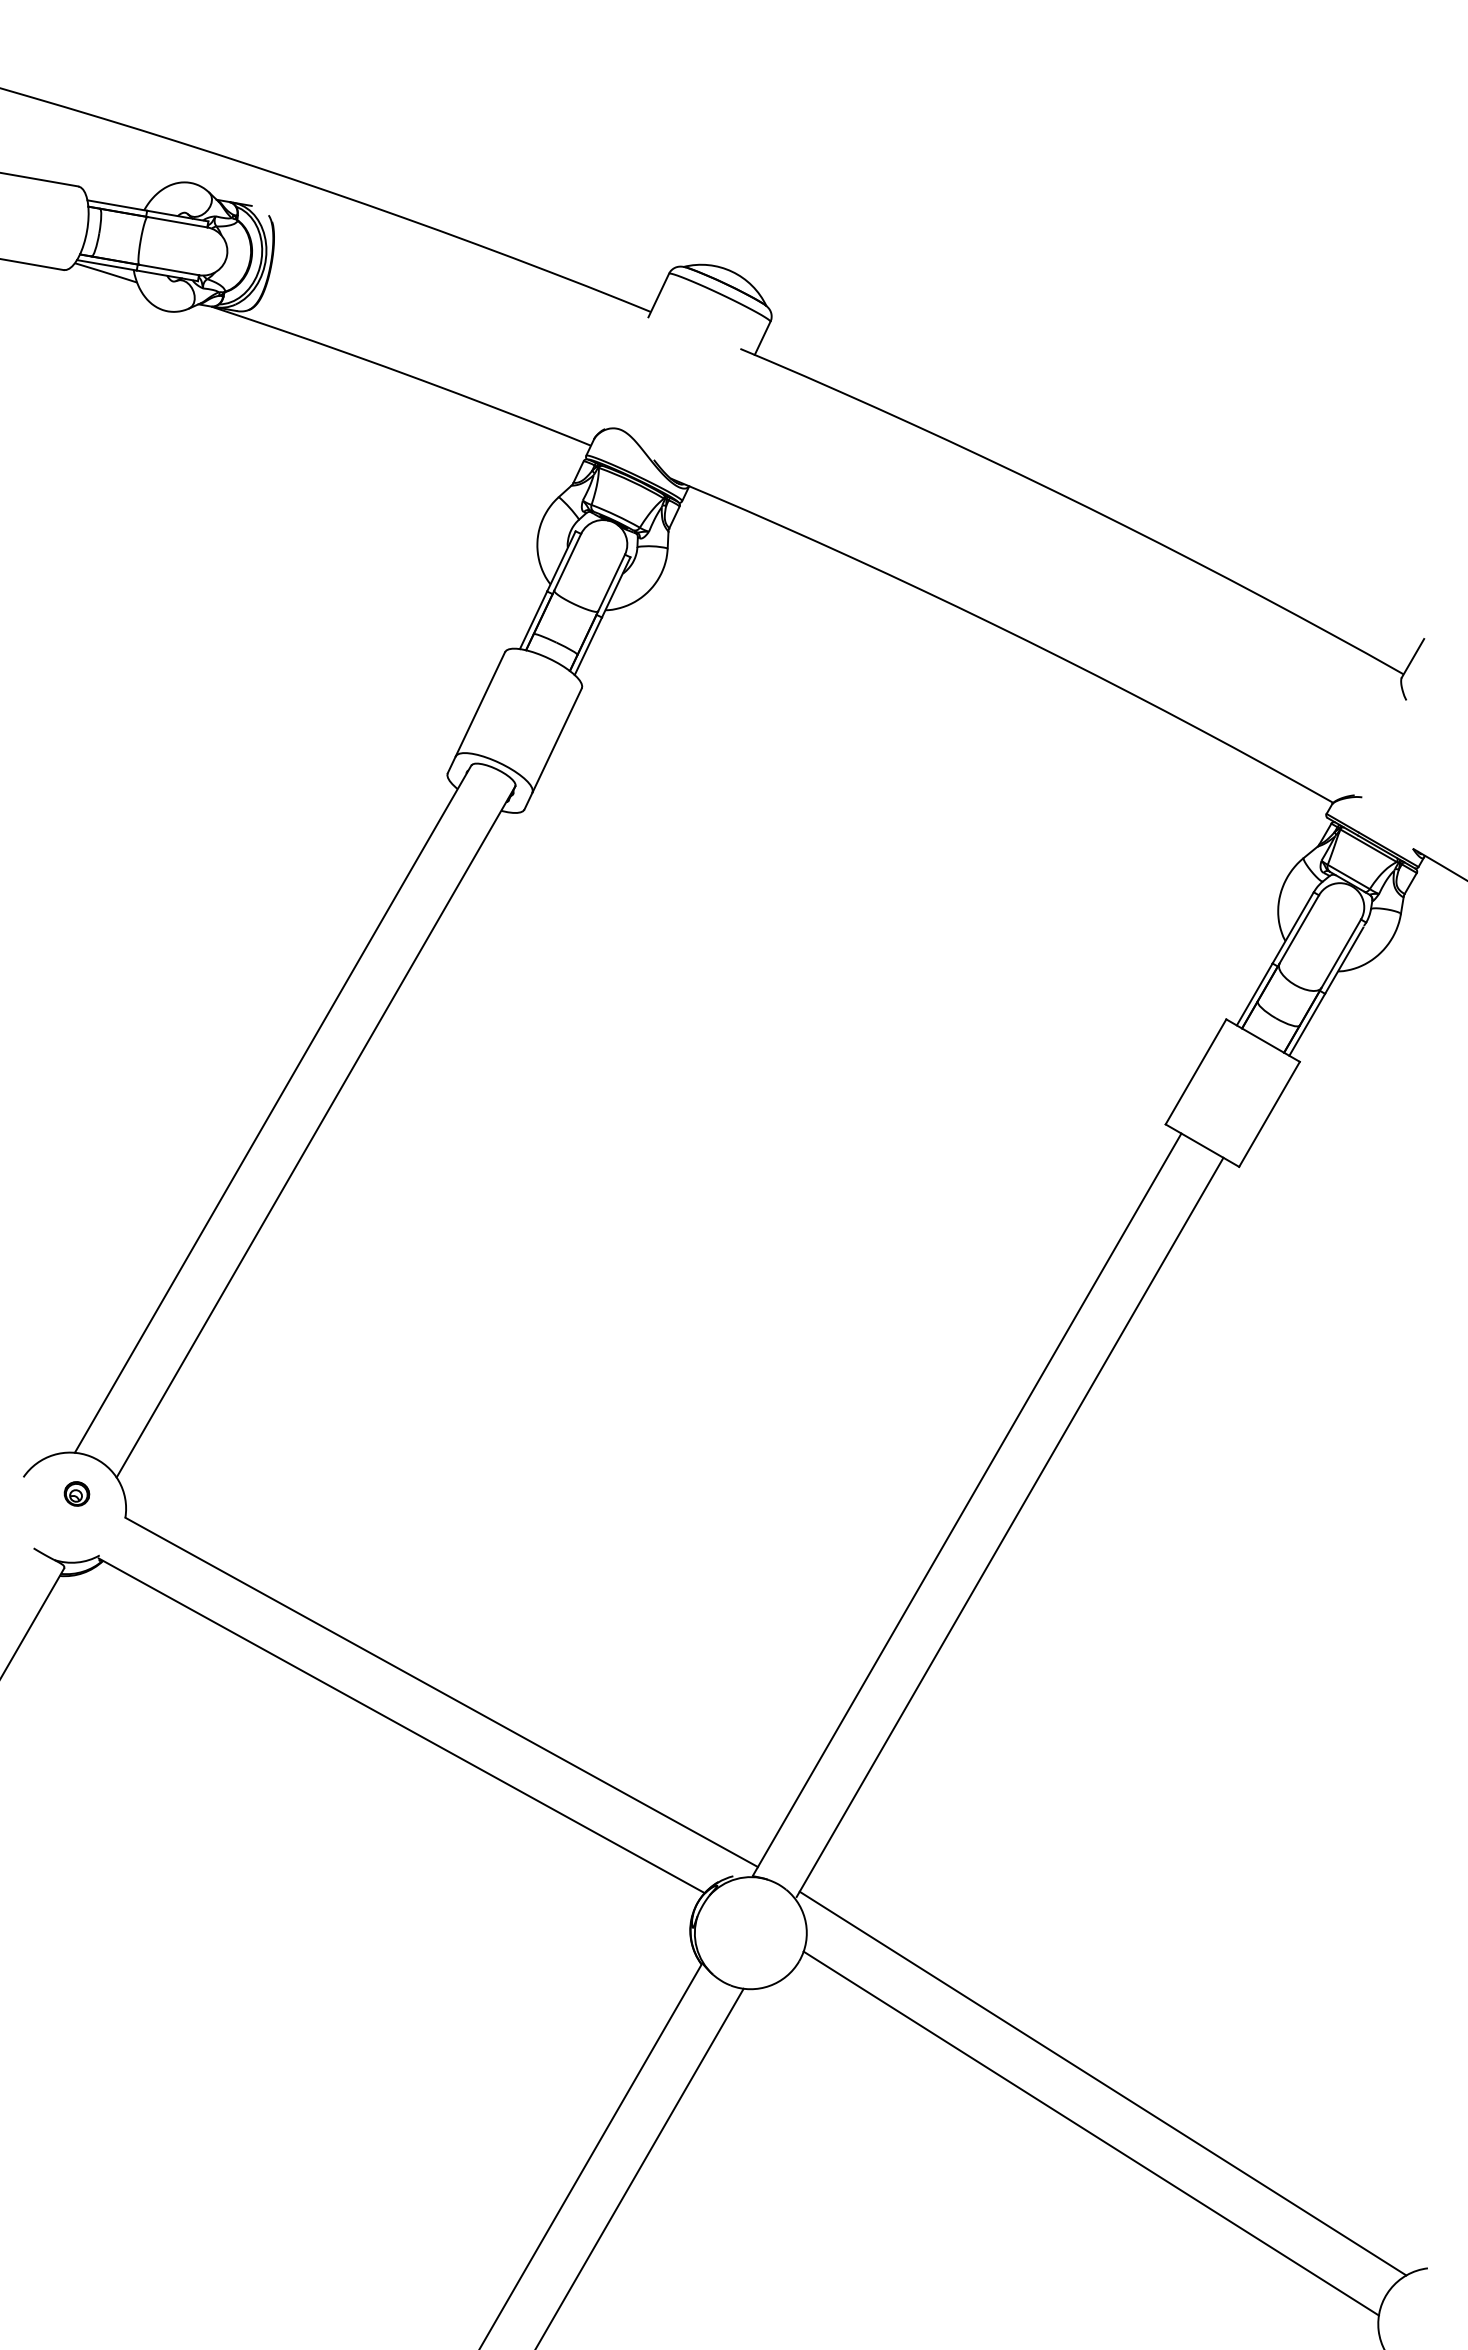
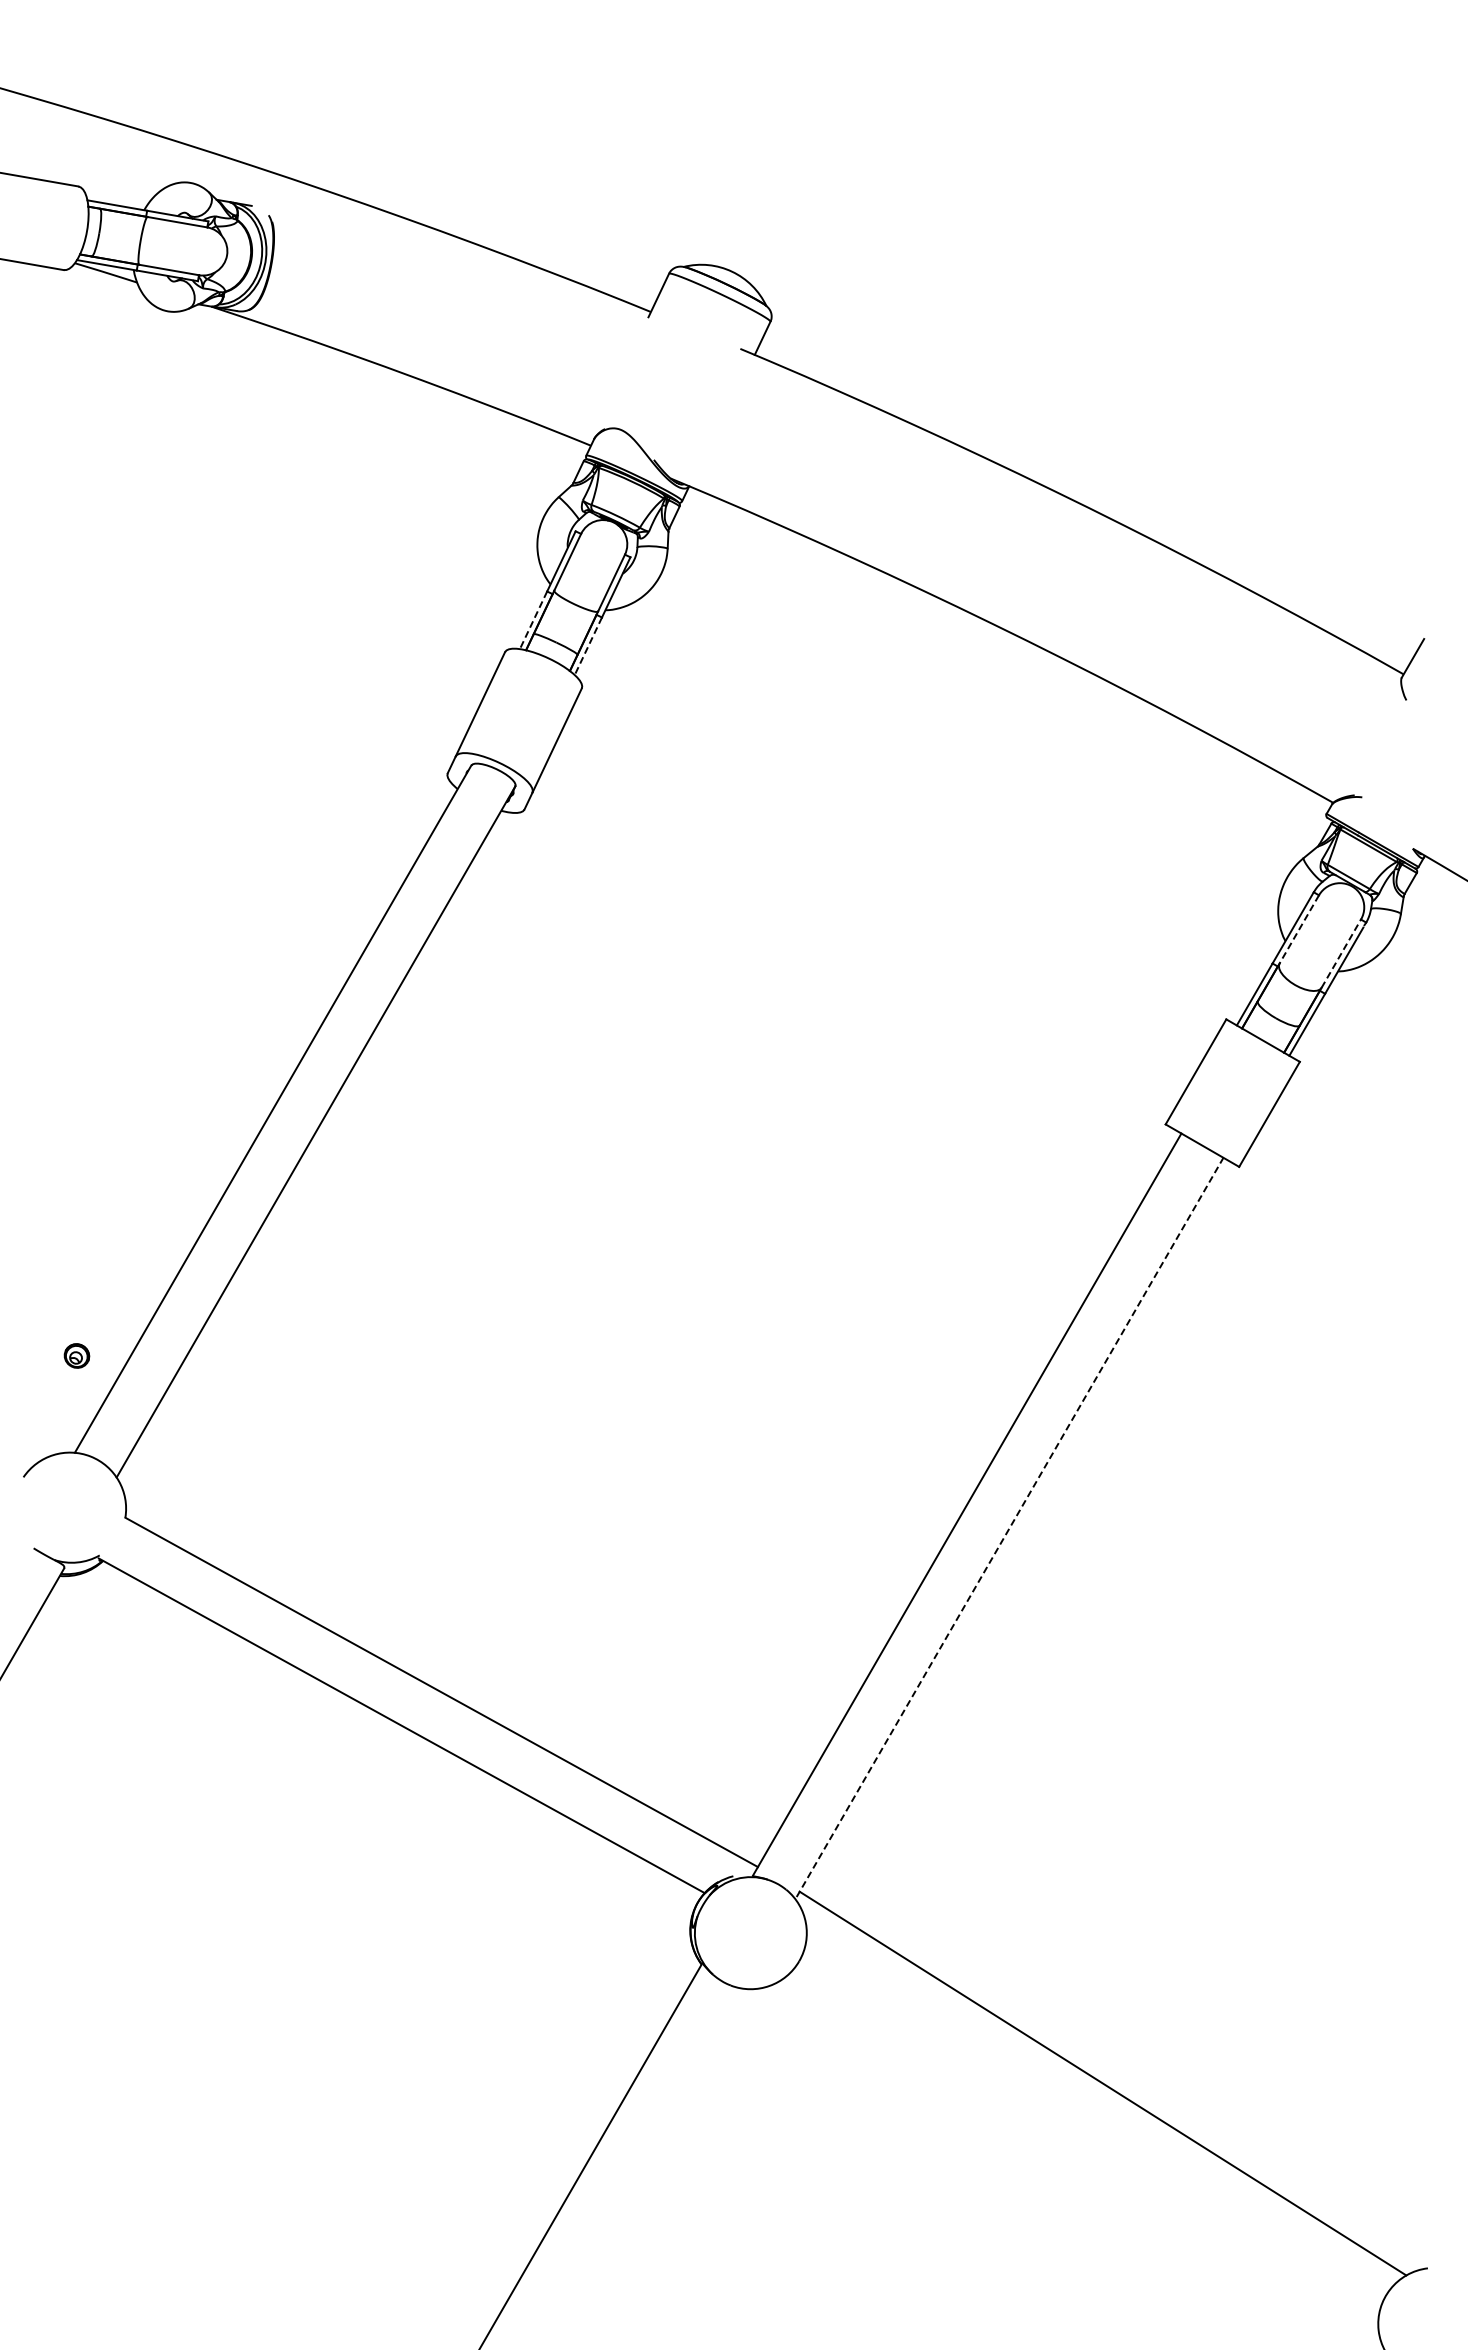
line: solid -> dashed (533, 620)
line: solid -> dashed (588, 646)
line: solid -> dashed (1299, 929)
line: solid -> dashed (1341, 953)
part position: (76, 1493) -> (76, 1355) (76, 1355)
line: solid -> dashed (1010, 1527)
line: present -> none (1090, 2133)
line: present -> none (640, 2167)
